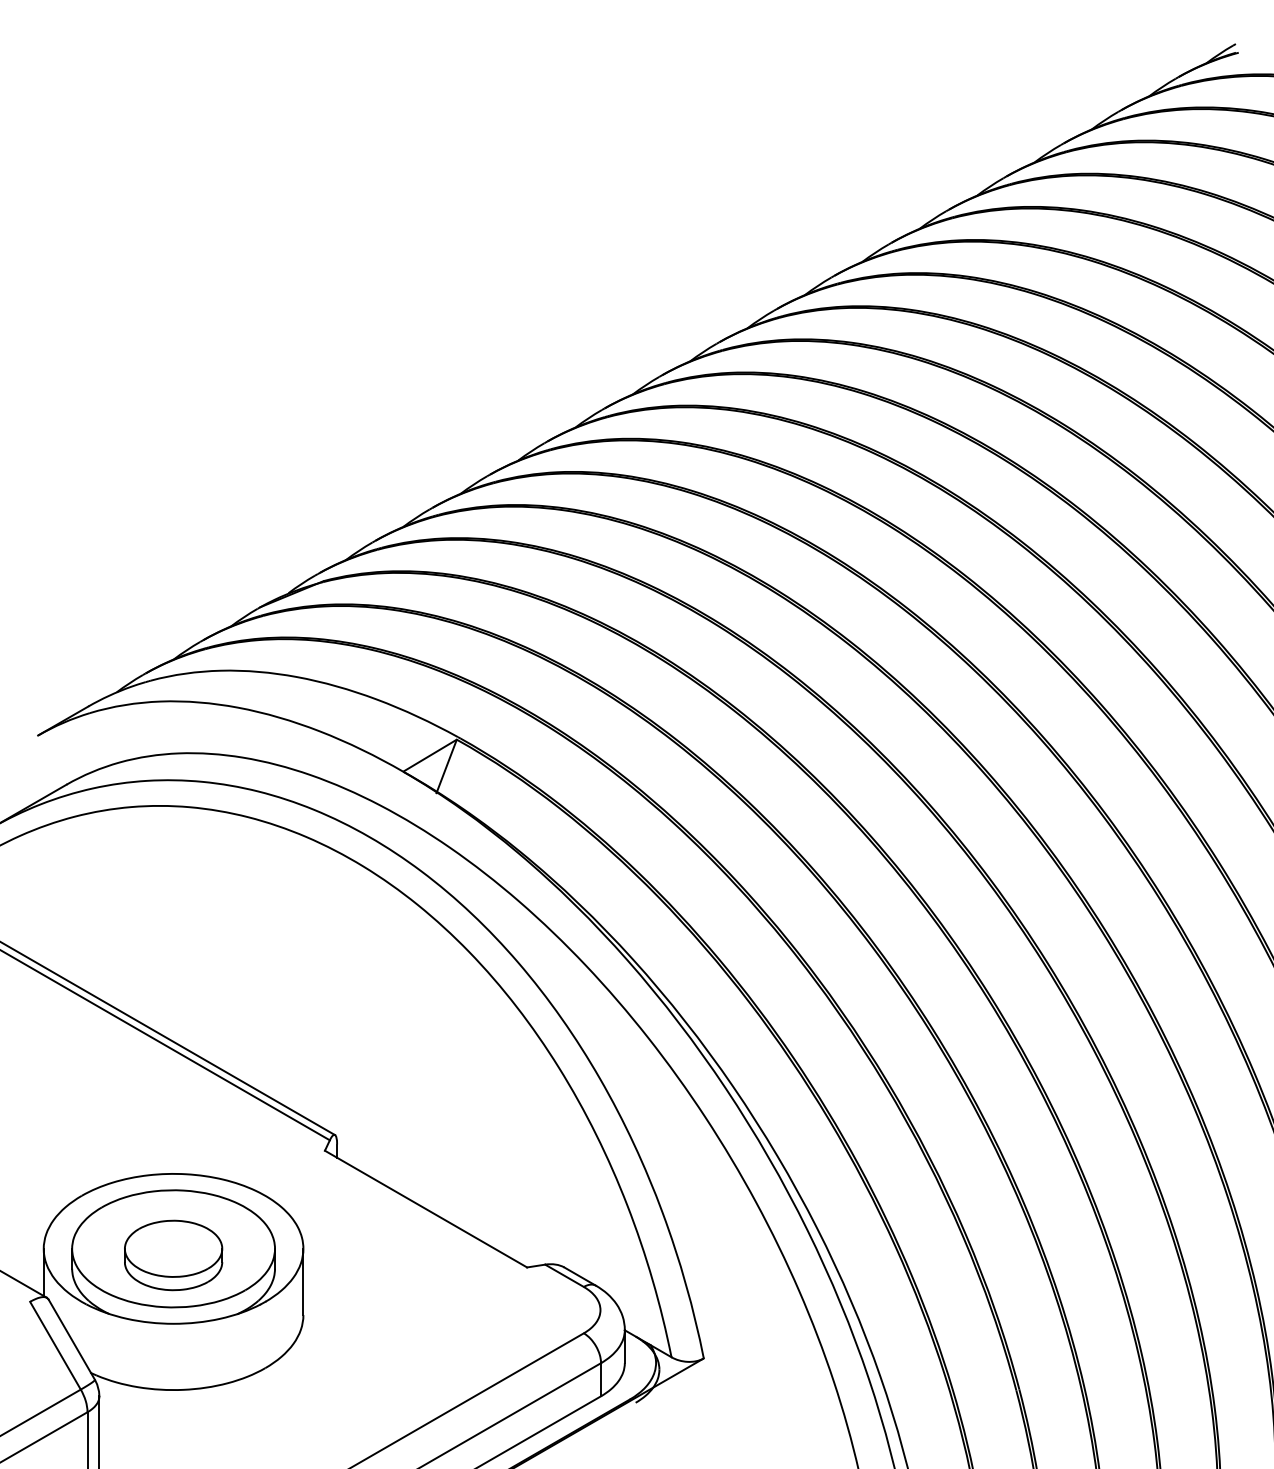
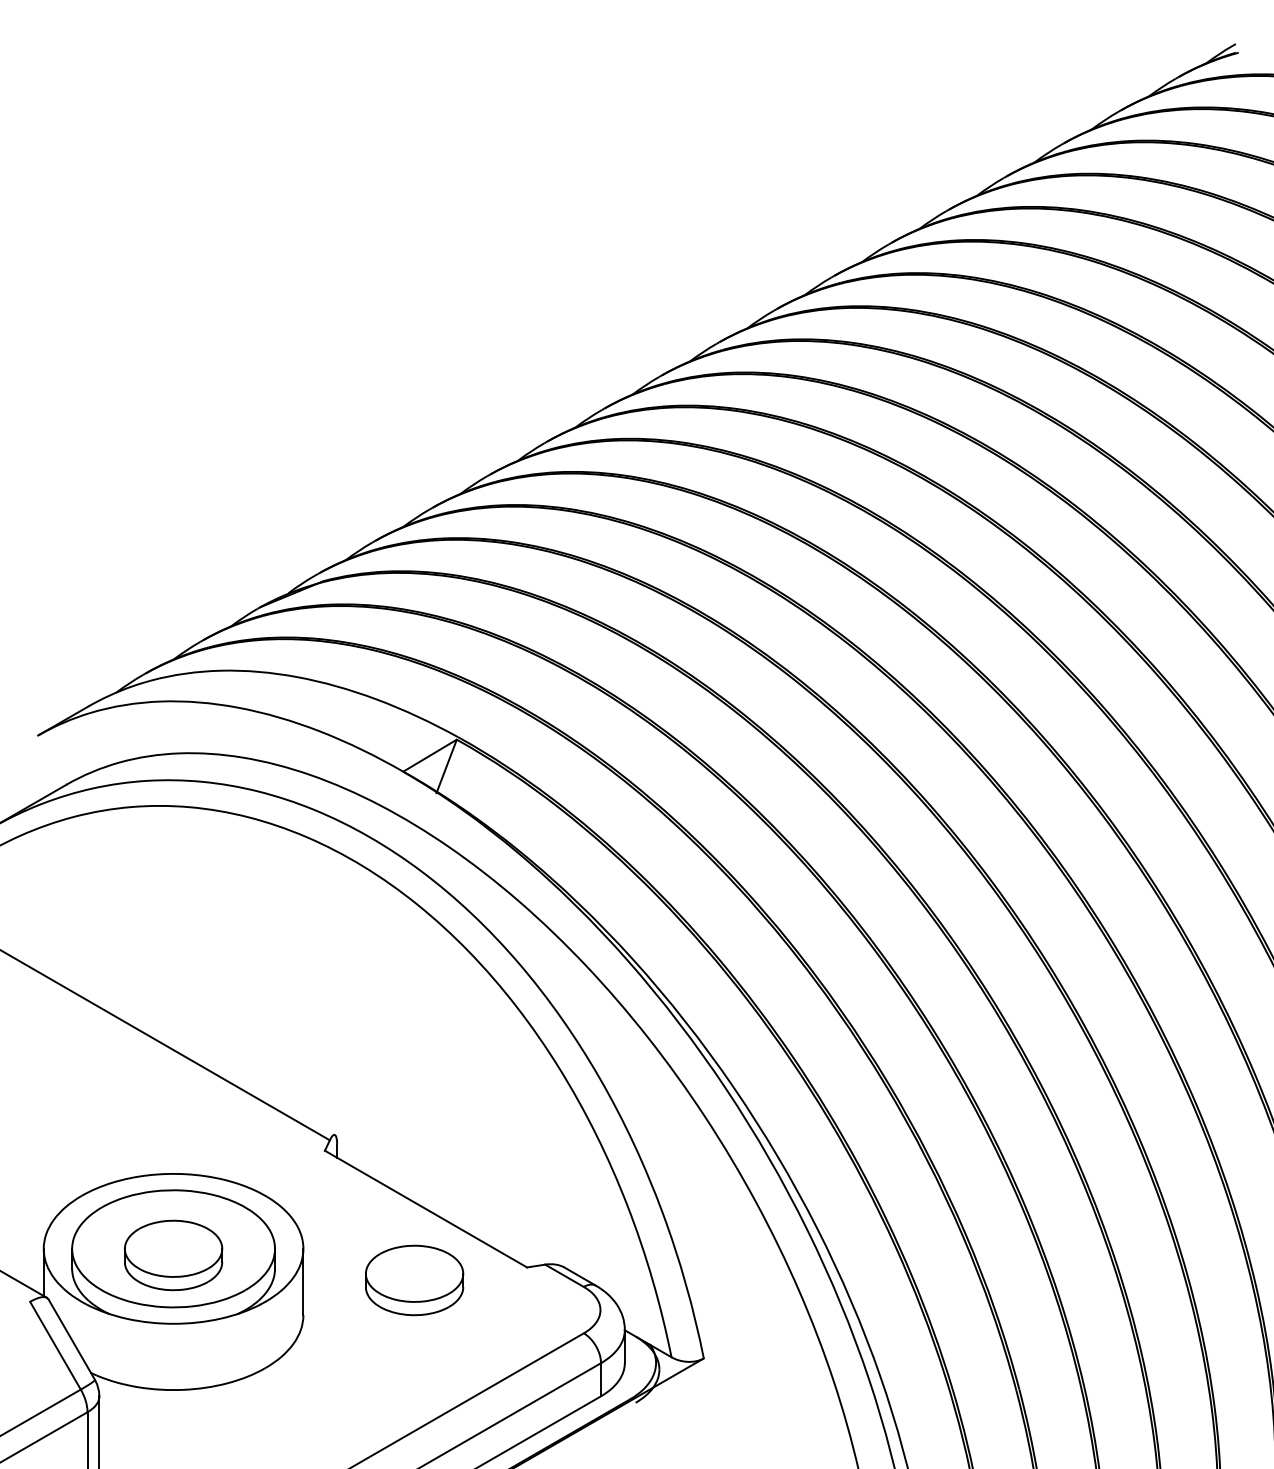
line: present -> none (168, 1038)
part: none -> present (414, 1280)
